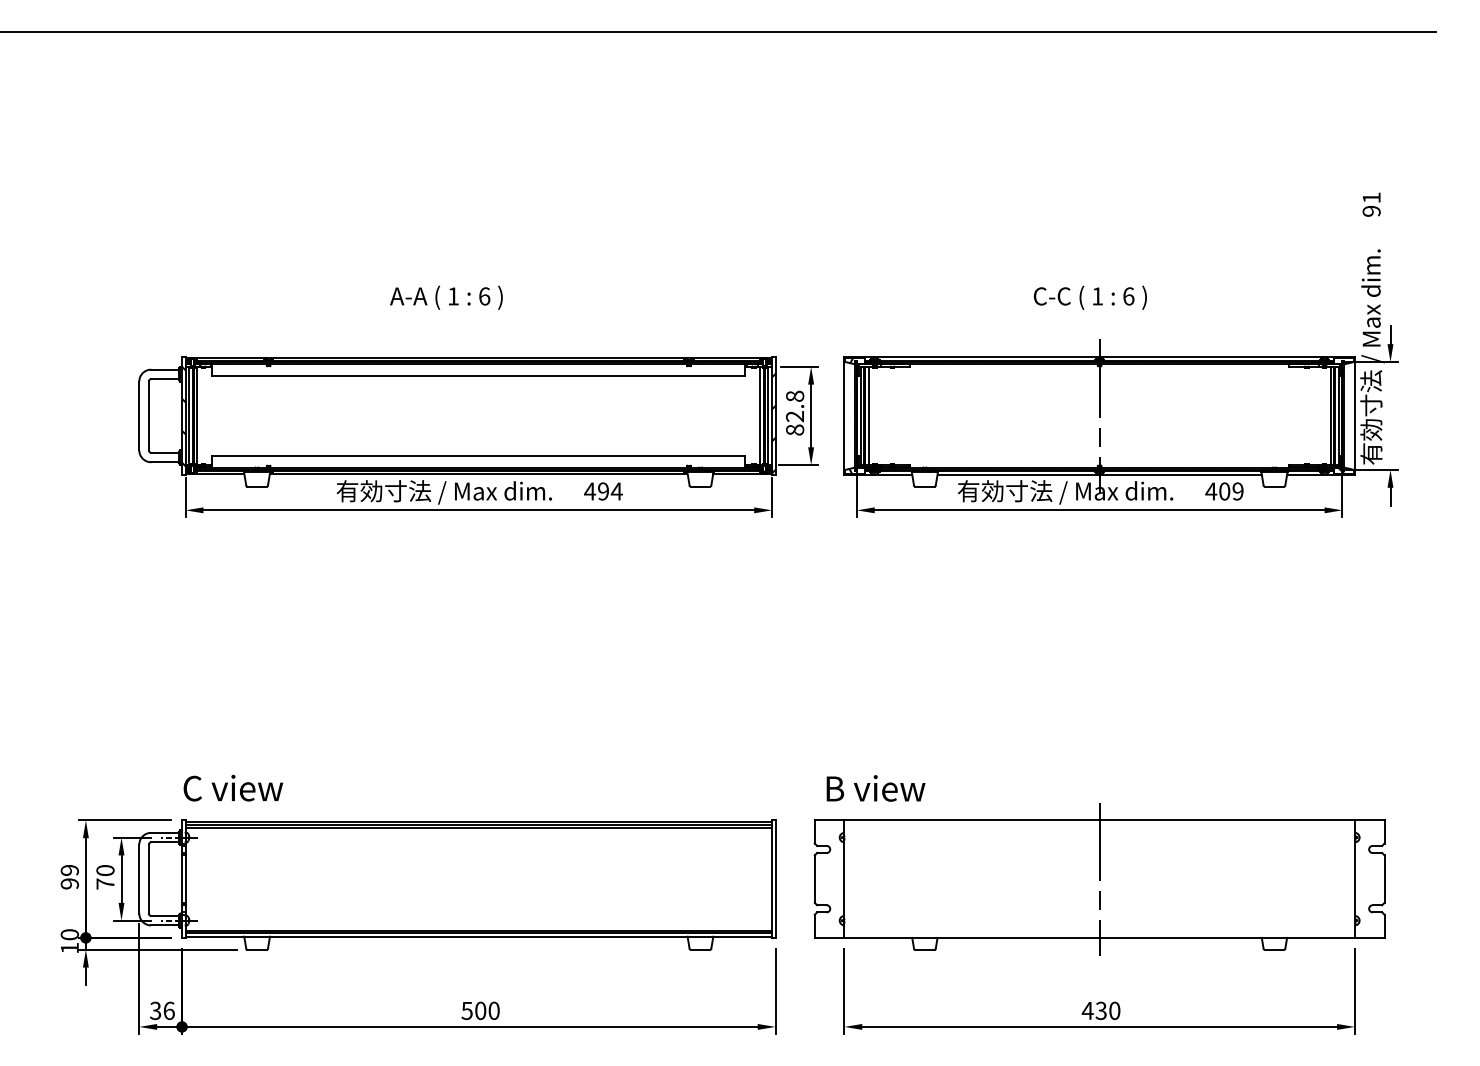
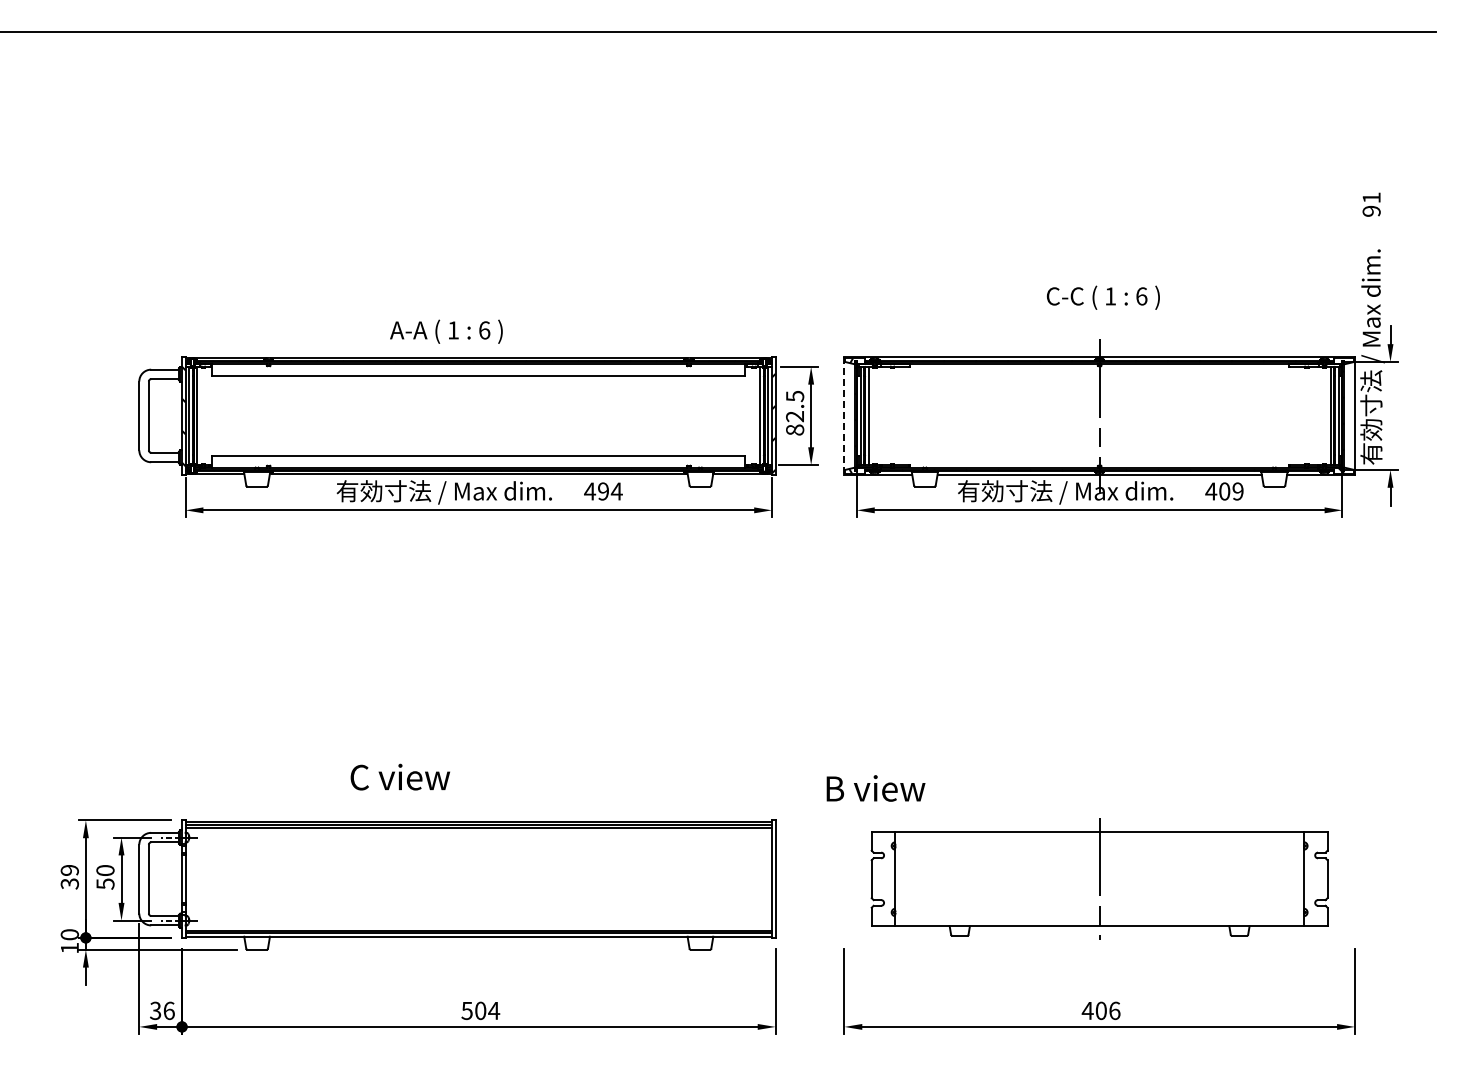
text position: (446, 297) -> (446, 331) (446, 331)
text position: (1090, 297) -> (1103, 297) (1103, 297)
text: 82.8 -> 82.5 (795, 396)
line: solid -> dashed (844, 415)
text position: (232, 787) -> (399, 776) (399, 776)
part size: 573x153 px -> 459x122 px (1099, 878)
text: 99 -> 39 (69, 883)
text: 70 -> 50 (105, 883)
text: 500 -> 504 (494, 1010)
text: 430 -> 406 (1107, 1010)
